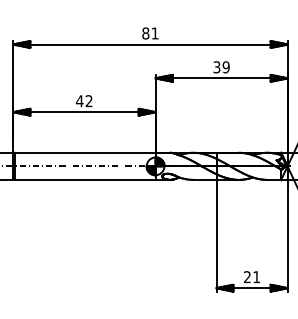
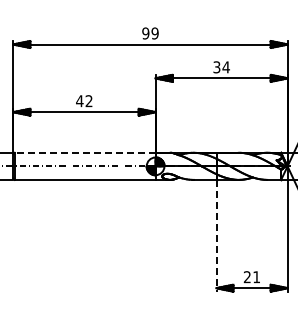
text: 81 -> 99 (150, 33)
text: 39 -> 34 (225, 67)
line: solid -> dashed (84, 152)
line: solid -> dashed (216, 235)
